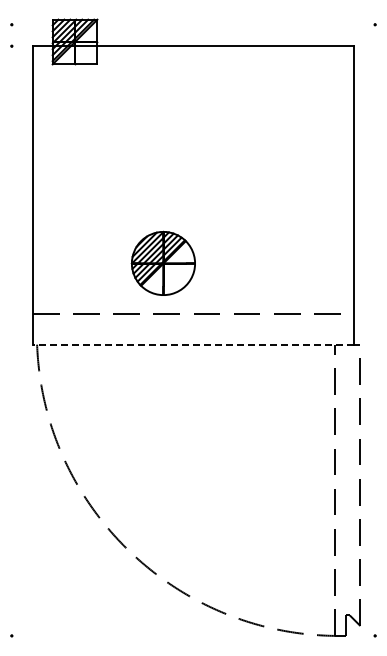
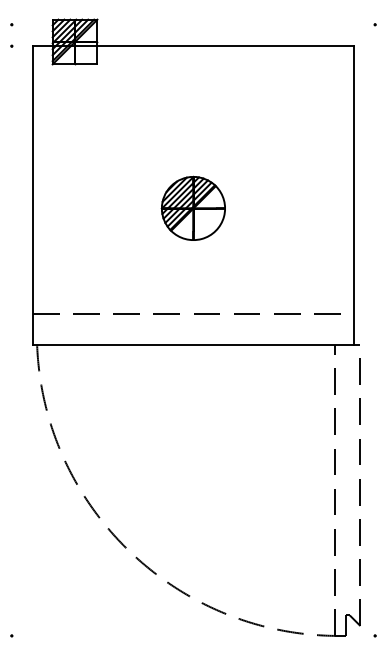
part position: (162, 262) -> (192, 207) (192, 207)
line: dashed -> solid (193, 344)
